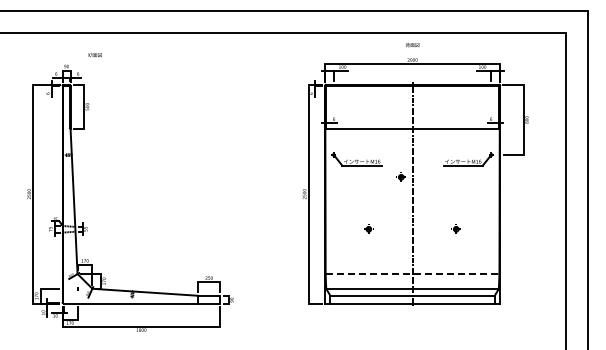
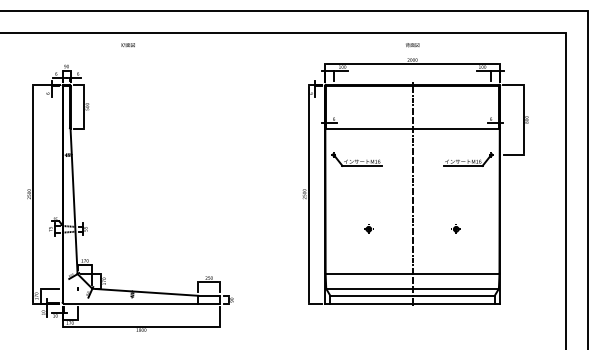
text position: (94, 55) -> (127, 45) (127, 45)
part: present -> none (400, 176)
line: dashed -> solid (412, 273)
